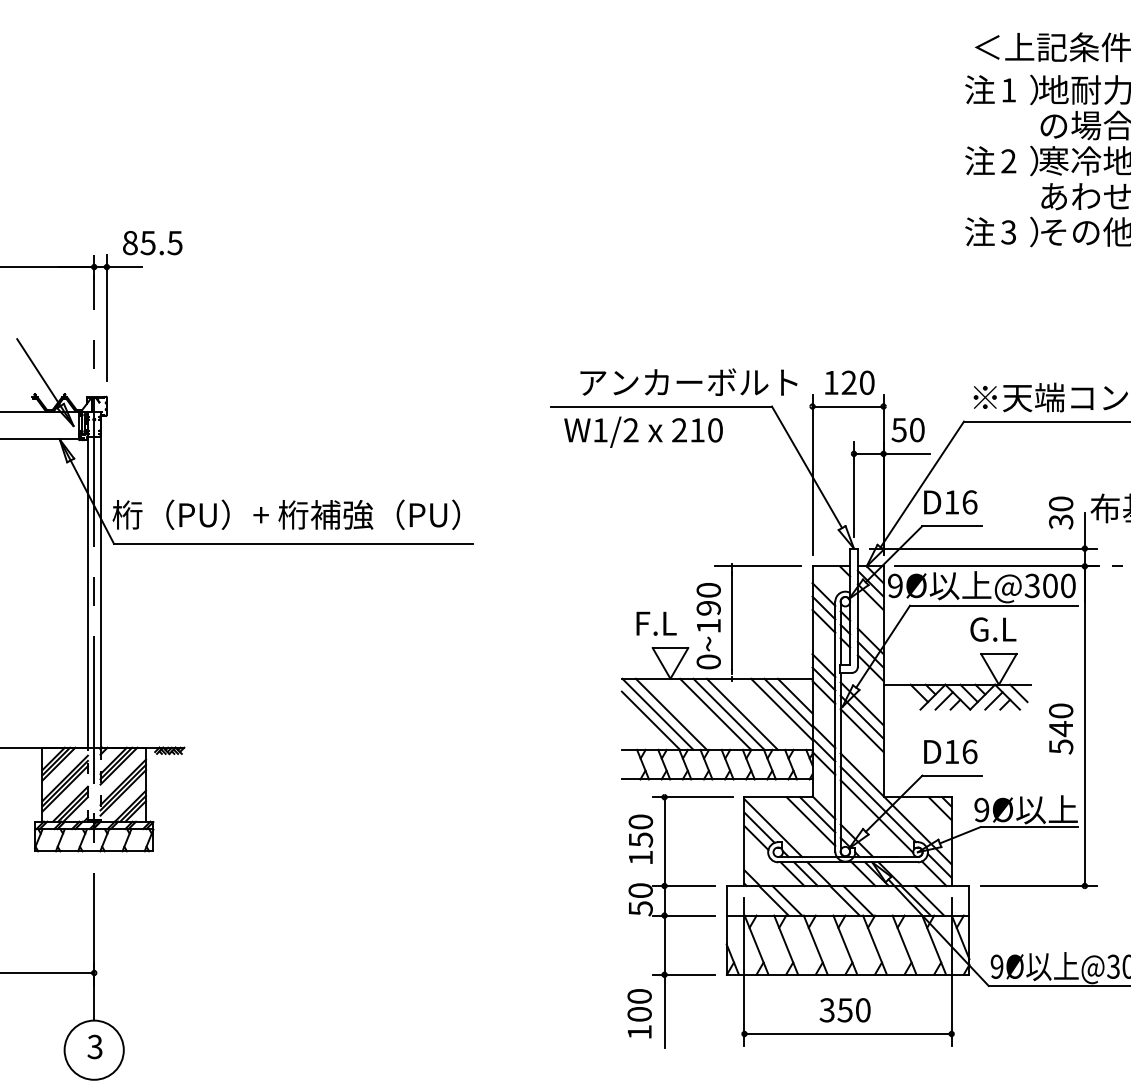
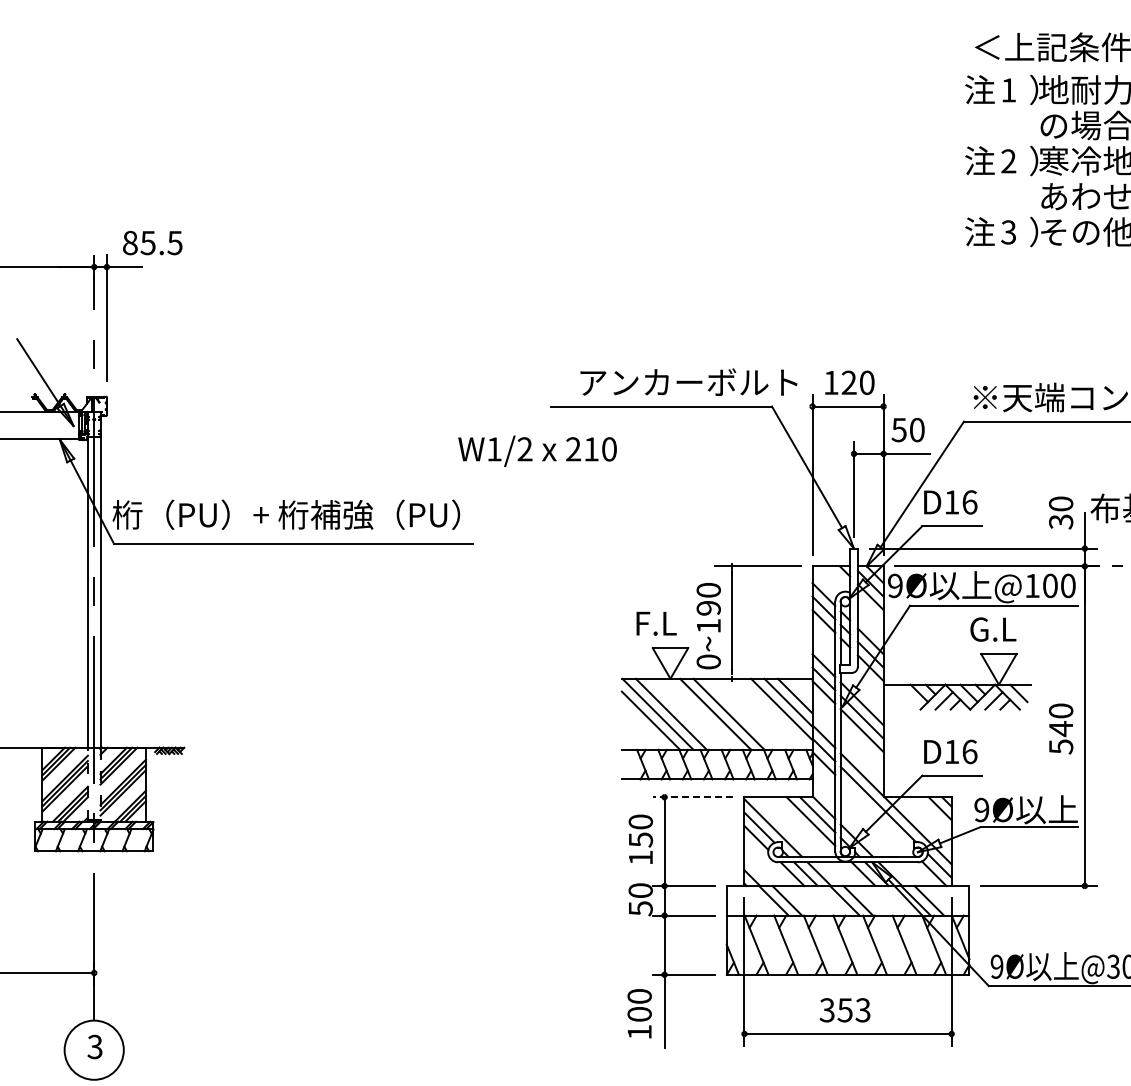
text position: (643, 431) -> (537, 450) (537, 450)
text: @300 -> @100 (1031, 585)
line: present -> none (741, 713)
line: solid -> dashed (692, 797)
line: present -> none (876, 816)
text: 350 -> 353 (862, 1010)
